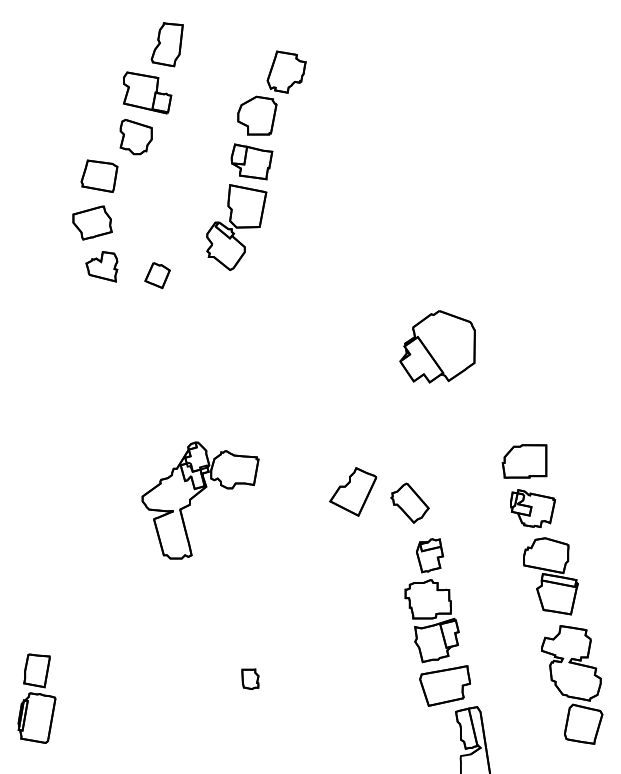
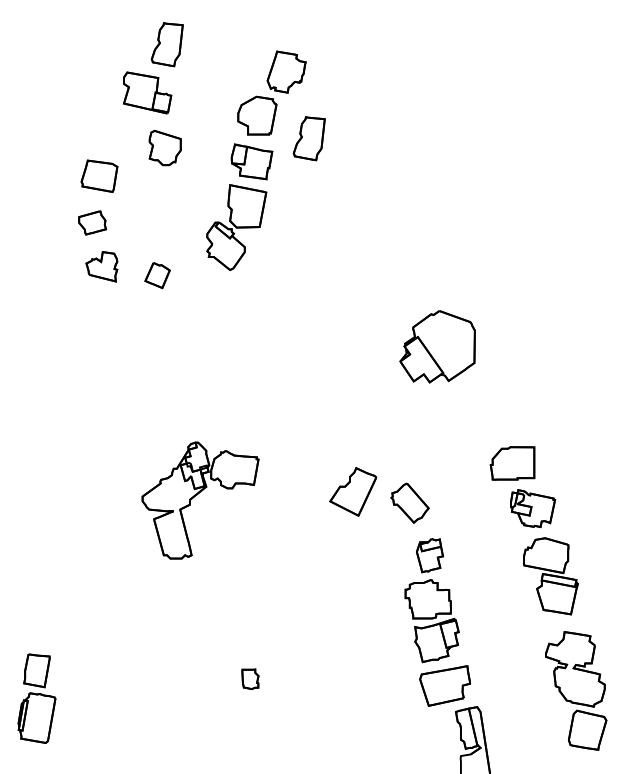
part position: (135, 136) -> (164, 147) (164, 147)
part: none -> present (308, 138)
part size: 41x36 px -> 30x26 px (92, 222)
part position: (524, 461) -> (512, 463) (512, 463)
part position: (572, 684) -> (576, 690) (576, 690)
